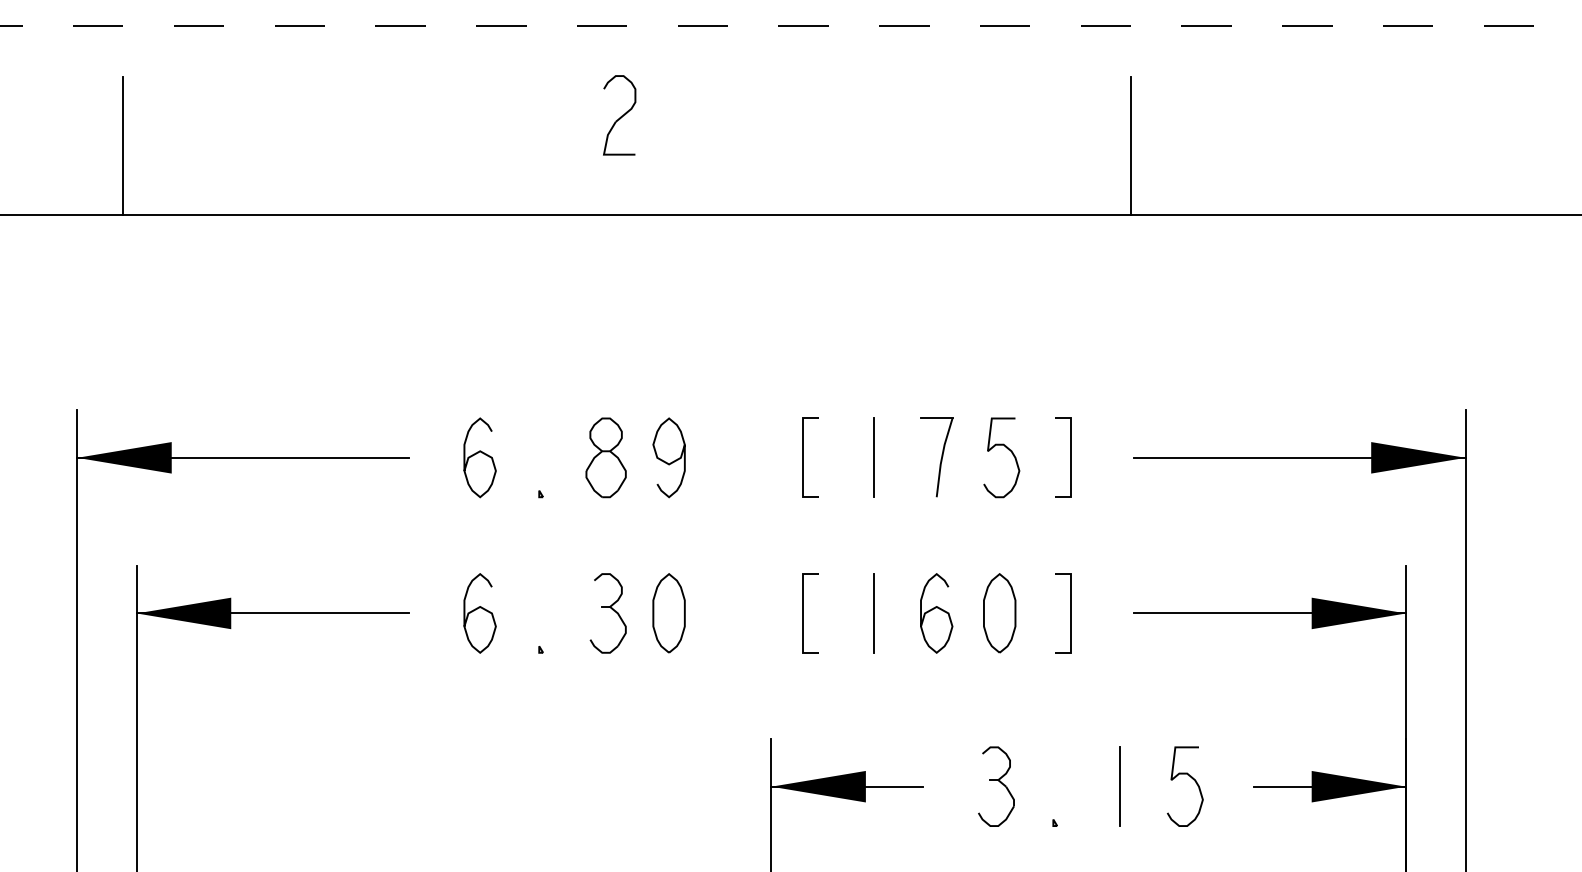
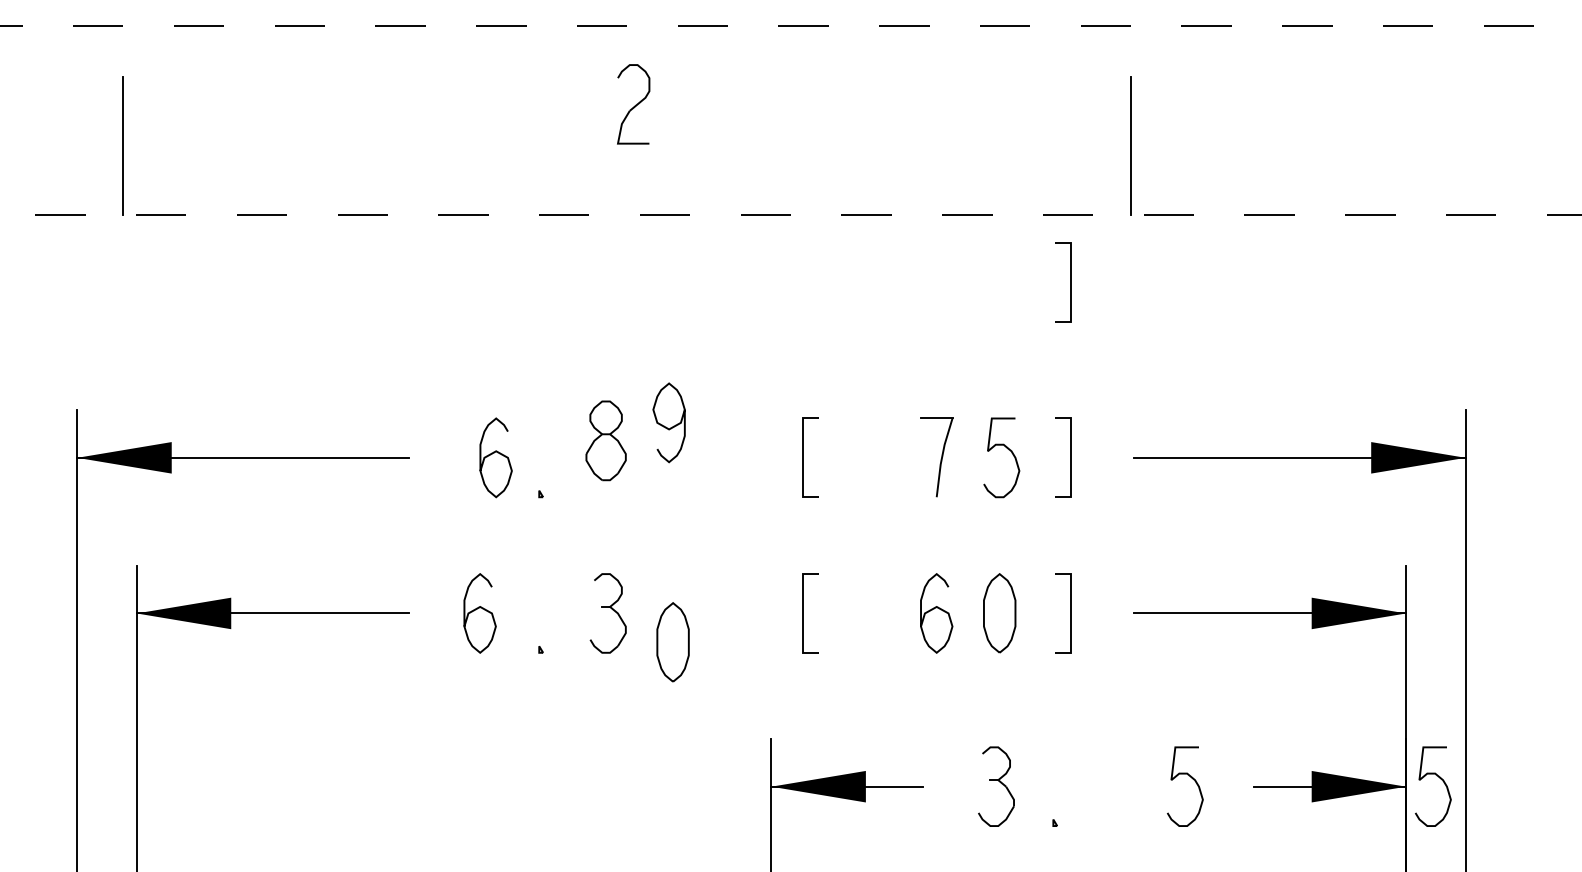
part position: (619, 115) -> (633, 104) (633, 104)
line: solid -> dashed (790, 215)
line: none -> present (1070, 282)
curve position: (478, 453) -> (494, 453) (494, 453)
part position: (605, 457) -> (605, 440) (605, 440)
line: present -> none (873, 457)
curve position: (666, 461) -> (666, 426) (666, 426)
part position: (668, 613) -> (672, 642) (672, 642)
line: present -> none (873, 613)
curve: none -> present (1440, 779)
line: present -> none (1120, 786)
